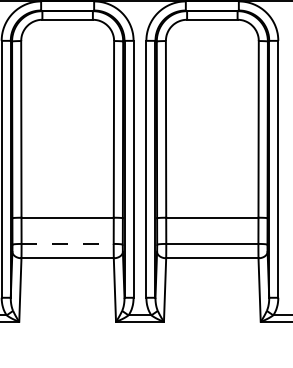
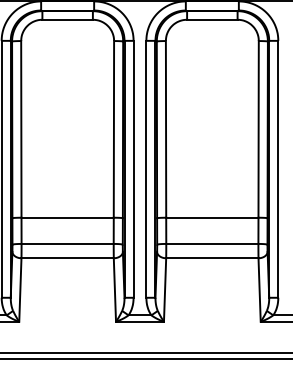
line: dashed -> solid (68, 243)
line: none -> present (145, 352)
line: none -> present (145, 359)
